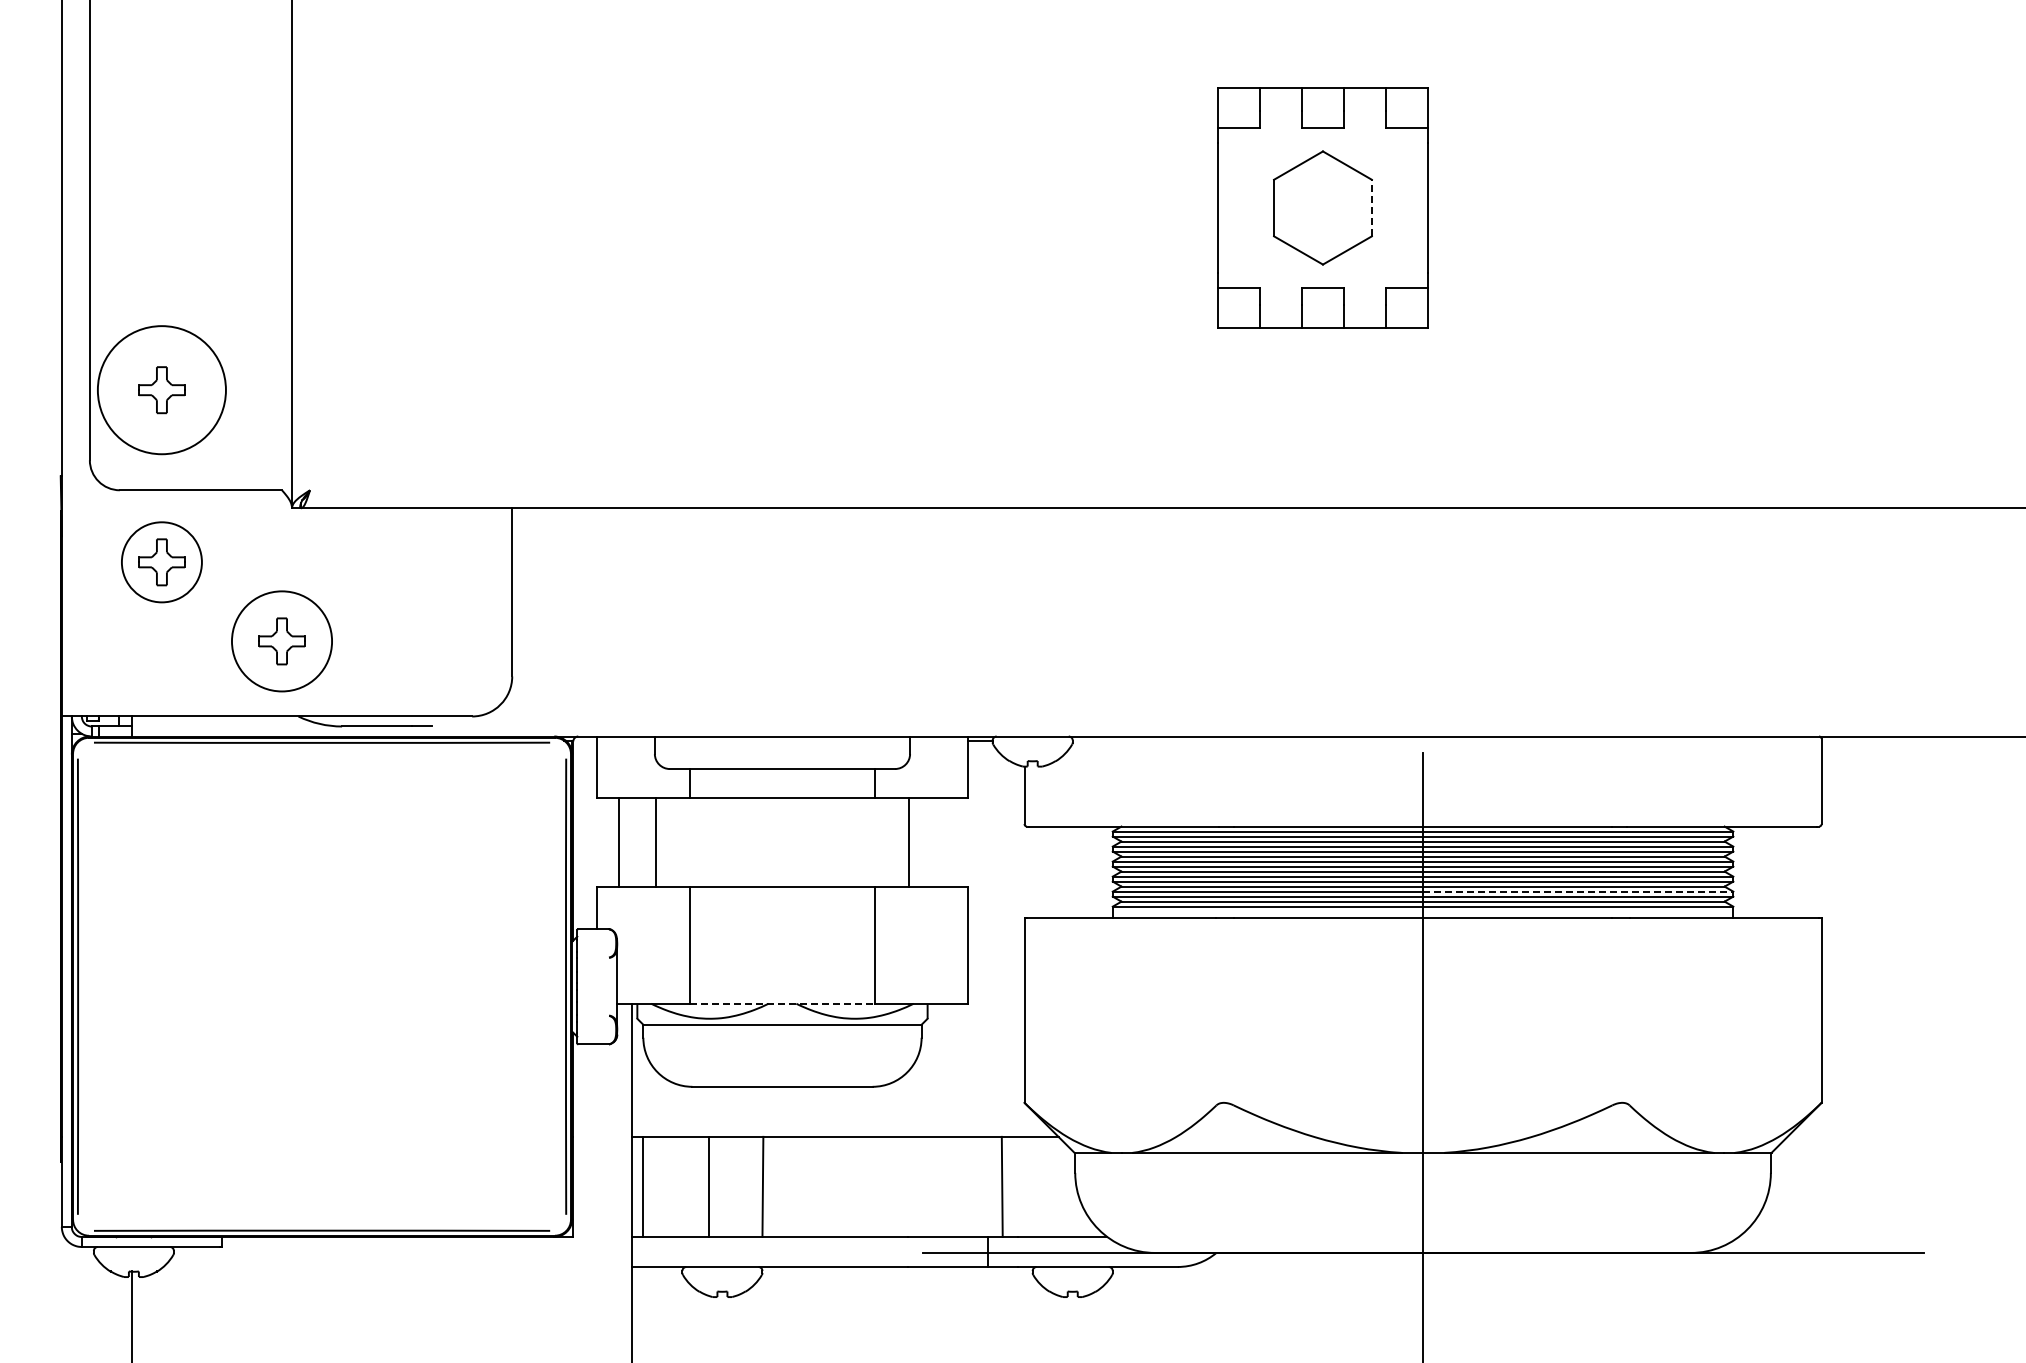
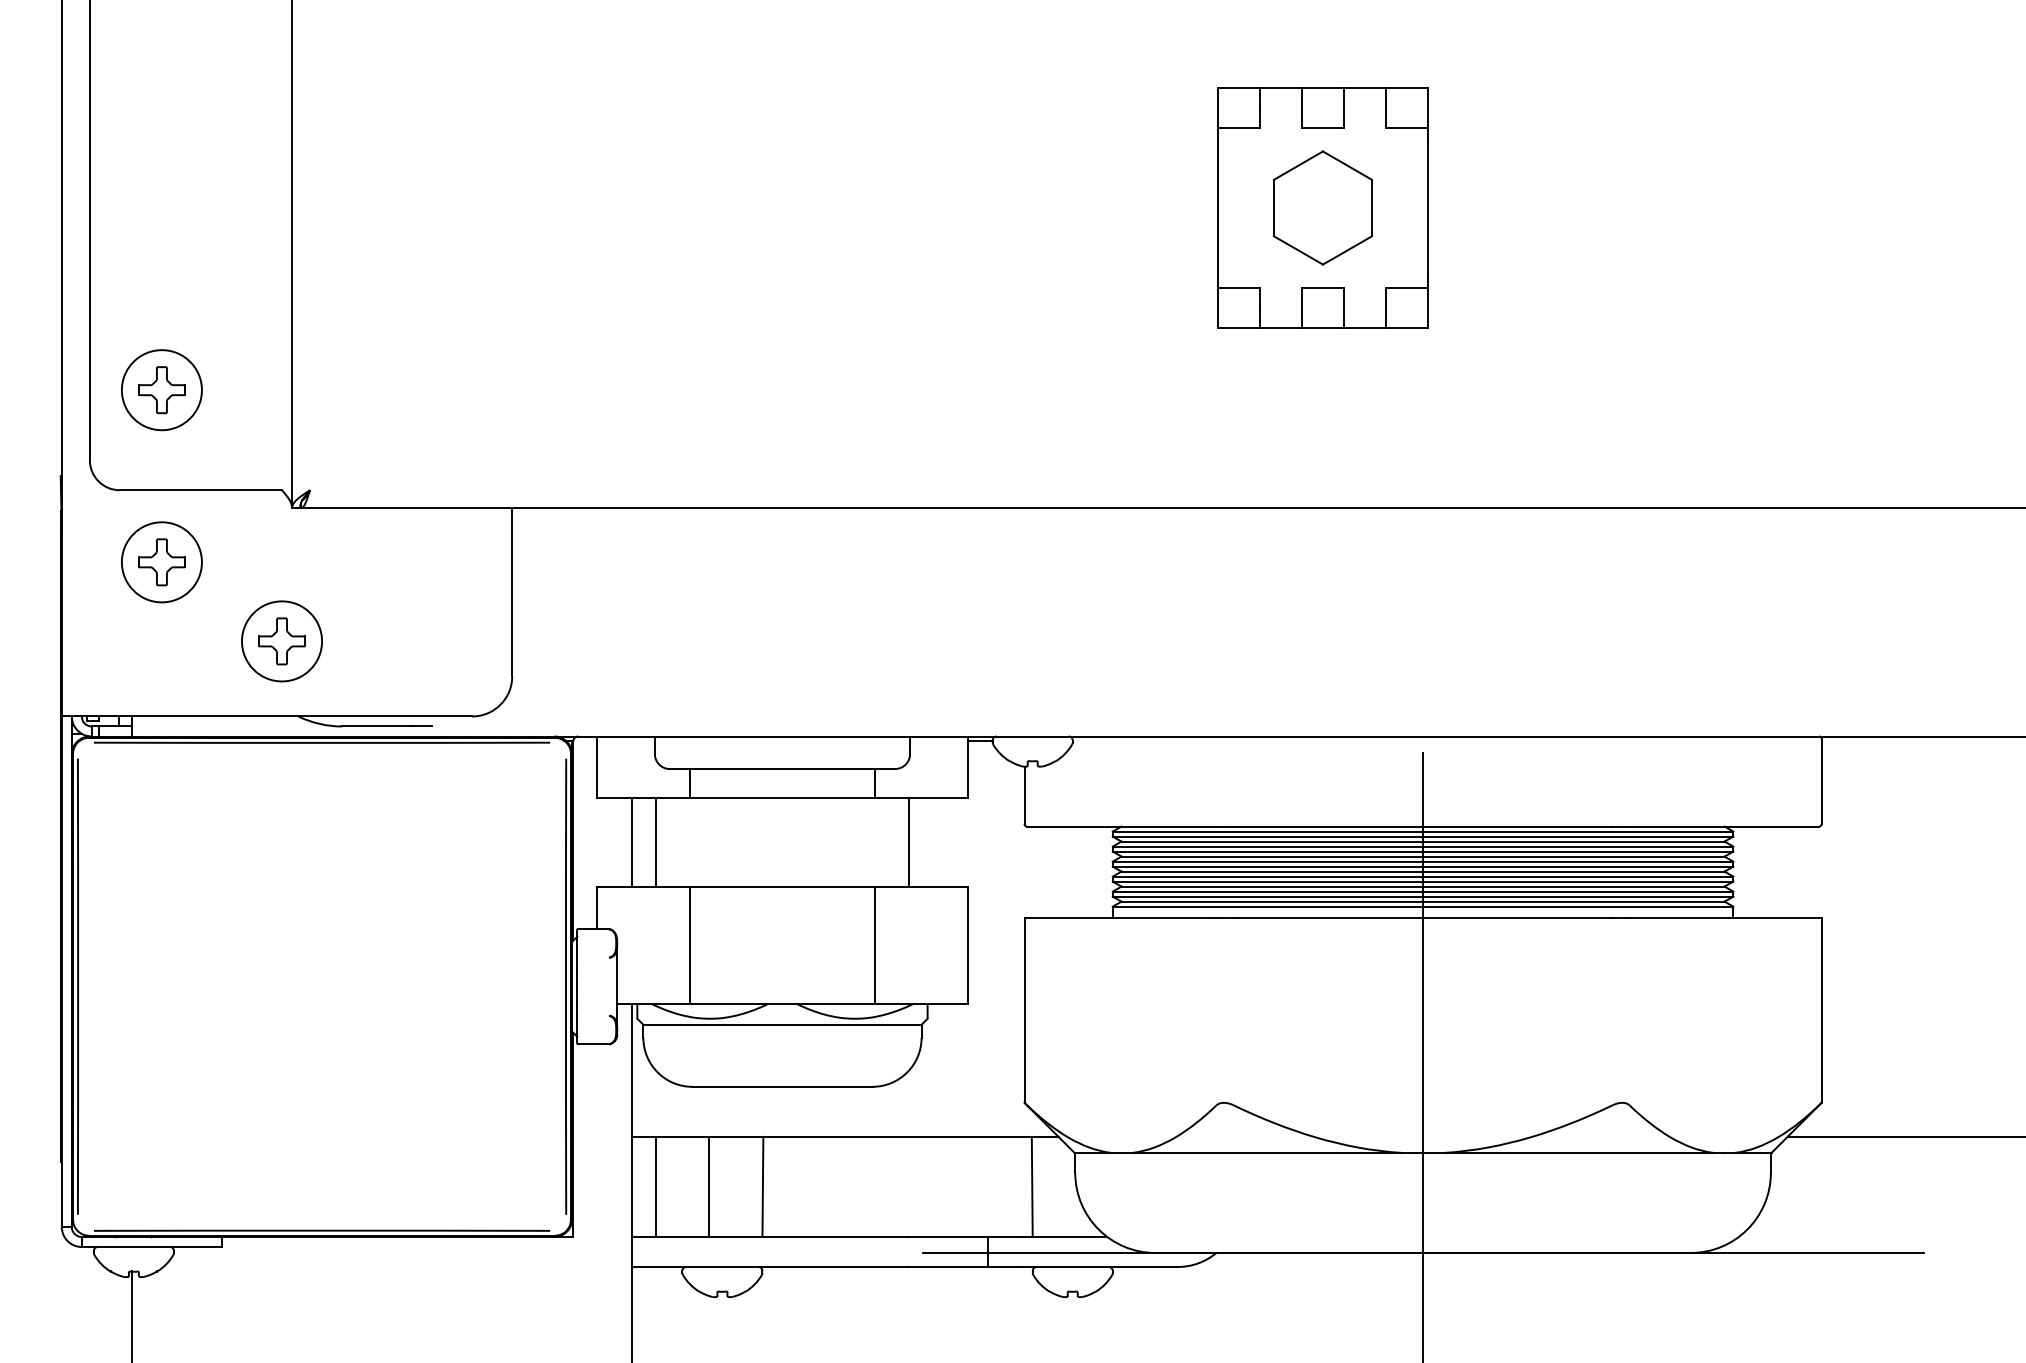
line: dashed -> solid (1371, 207)
circle diameter: 128 px -> 80 px (161, 390)
circle diameter: 100 px -> 80 px (282, 641)
line position: (619, 841) -> (632, 841) (632, 841)
line: dashed -> solid (1578, 891)
line: dashed -> solid (782, 1003)
line: none -> present (1904, 1136)
line position: (643, 1186) -> (656, 1186) (656, 1186)
line position: (1001, 1186) -> (1031, 1186) (1031, 1186)
